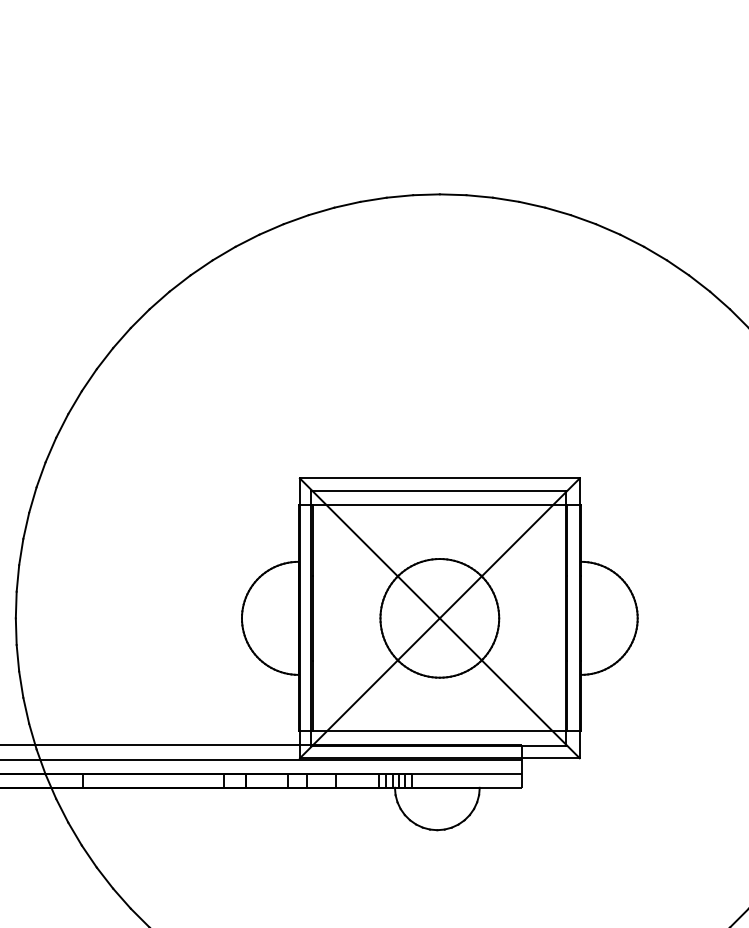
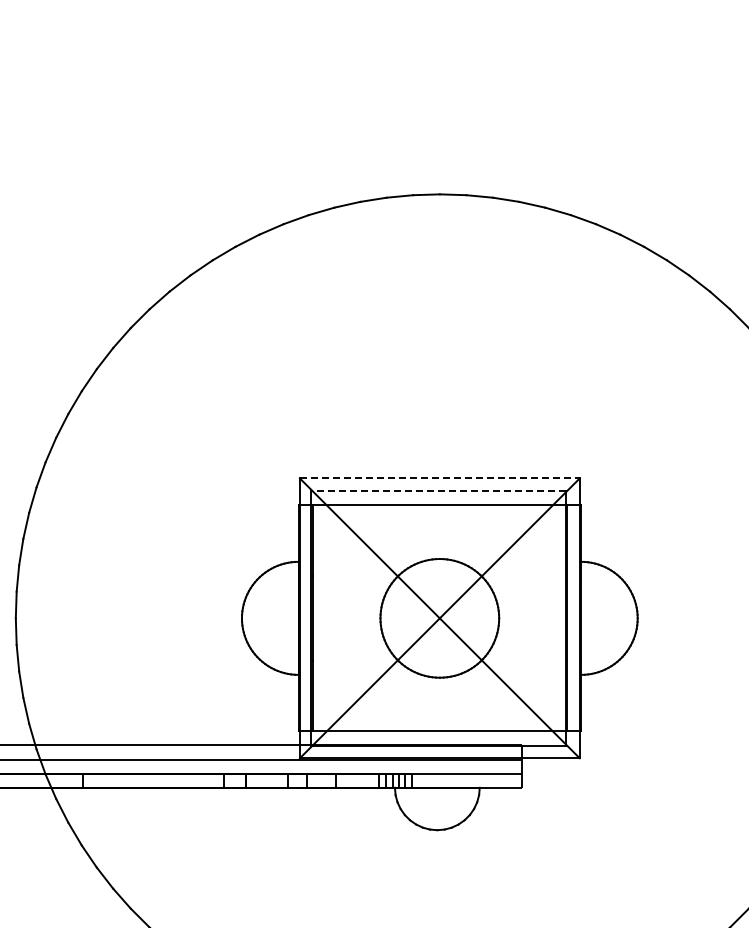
line: solid -> dashed (439, 478)
line: solid -> dashed (437, 491)
